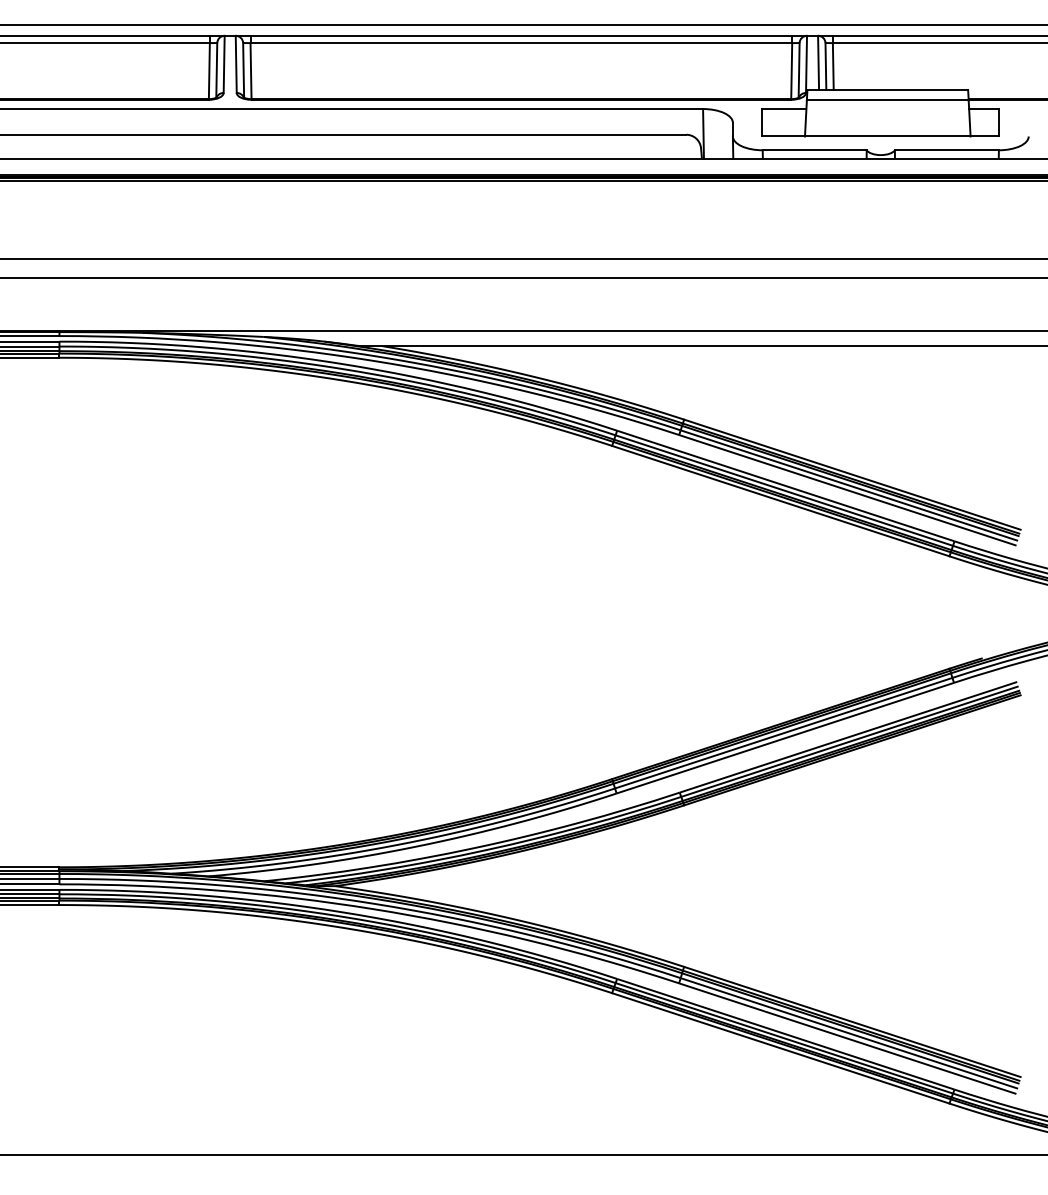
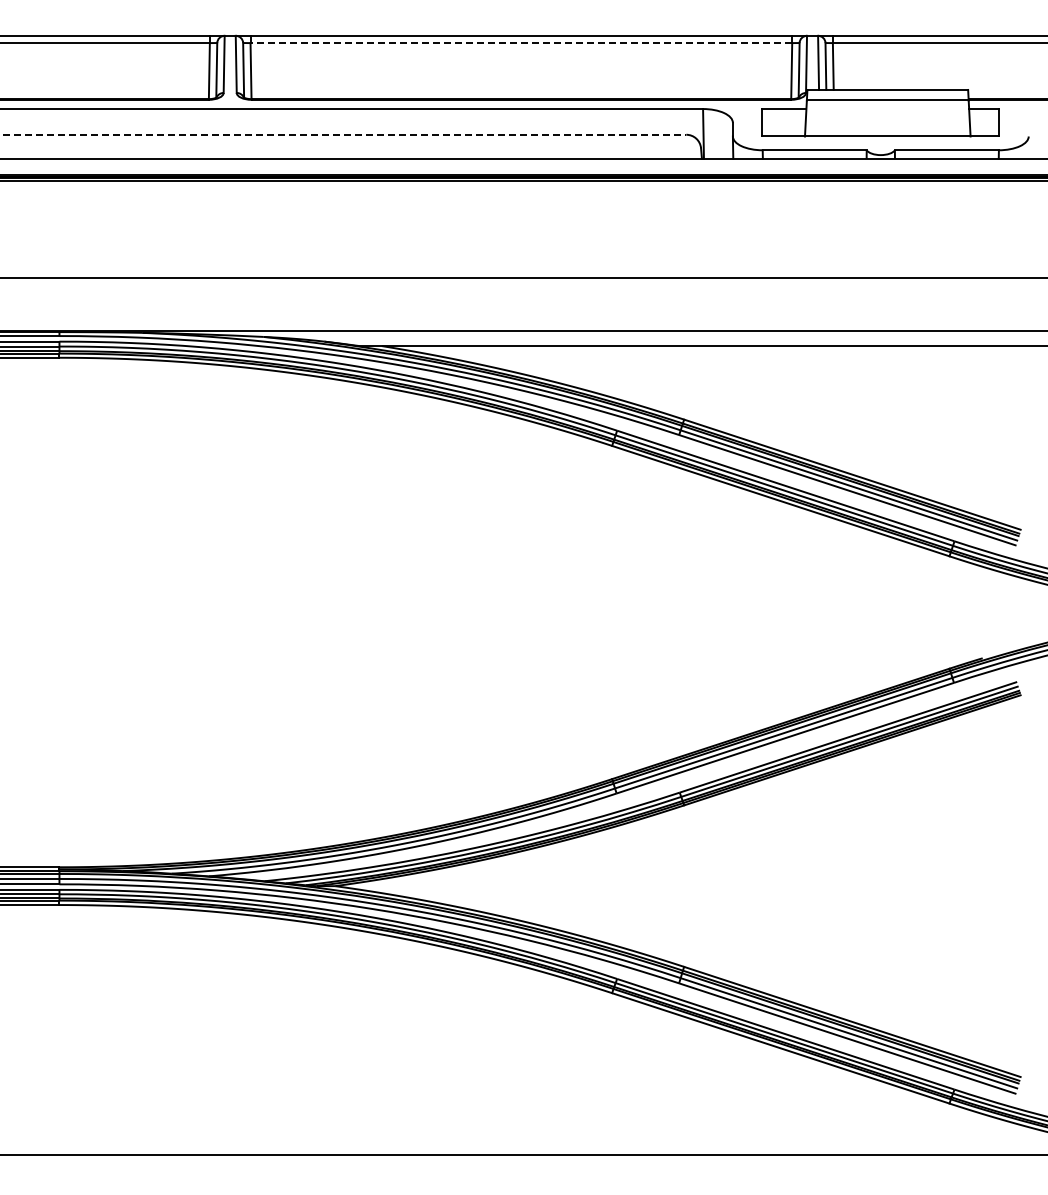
line: present -> none (523, 24)
line: solid -> dashed (521, 43)
line: solid -> dashed (343, 134)
line: present -> none (523, 258)
